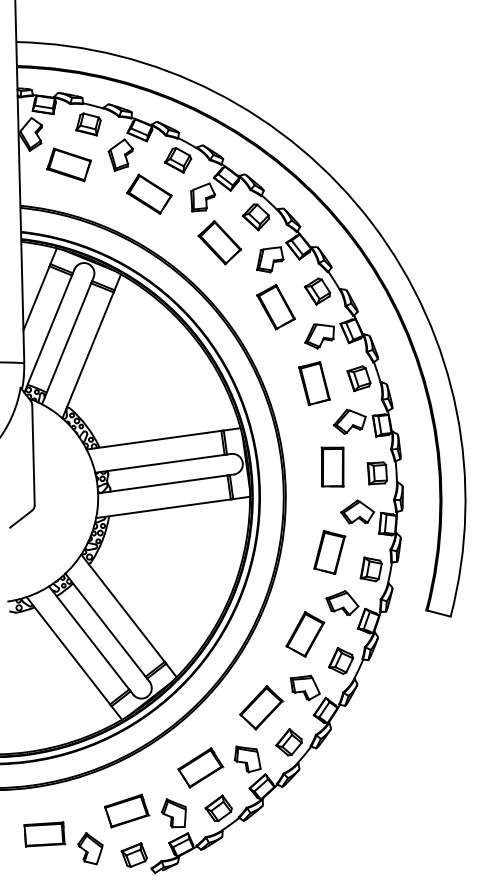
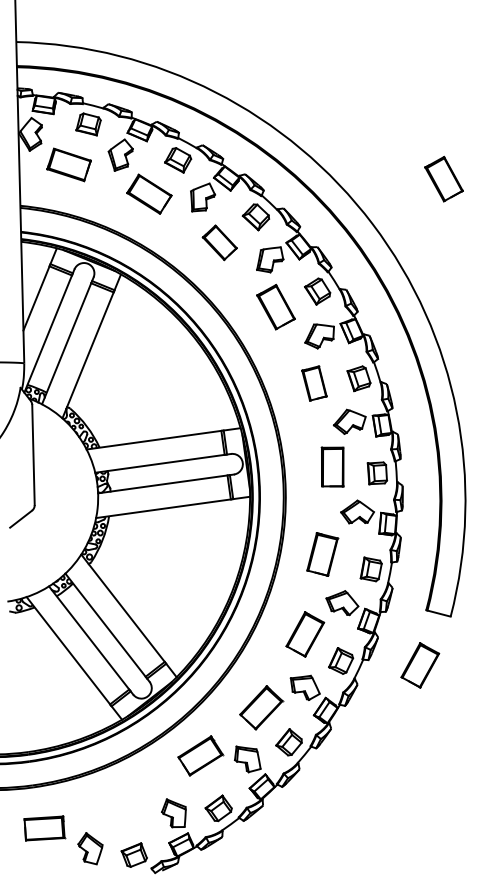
part: none -> present (443, 178)
part size: 46x46 px -> 37x38 px (219, 242)
part size: 33x45 px -> 27x37 px (314, 383)
part position: (329, 552) -> (322, 554) (322, 554)
part: none -> present (420, 665)
part position: (200, 767) -> (200, 755) (200, 755)
part: present -> none (127, 810)
part position: (44, 834) -> (44, 828) (44, 828)
